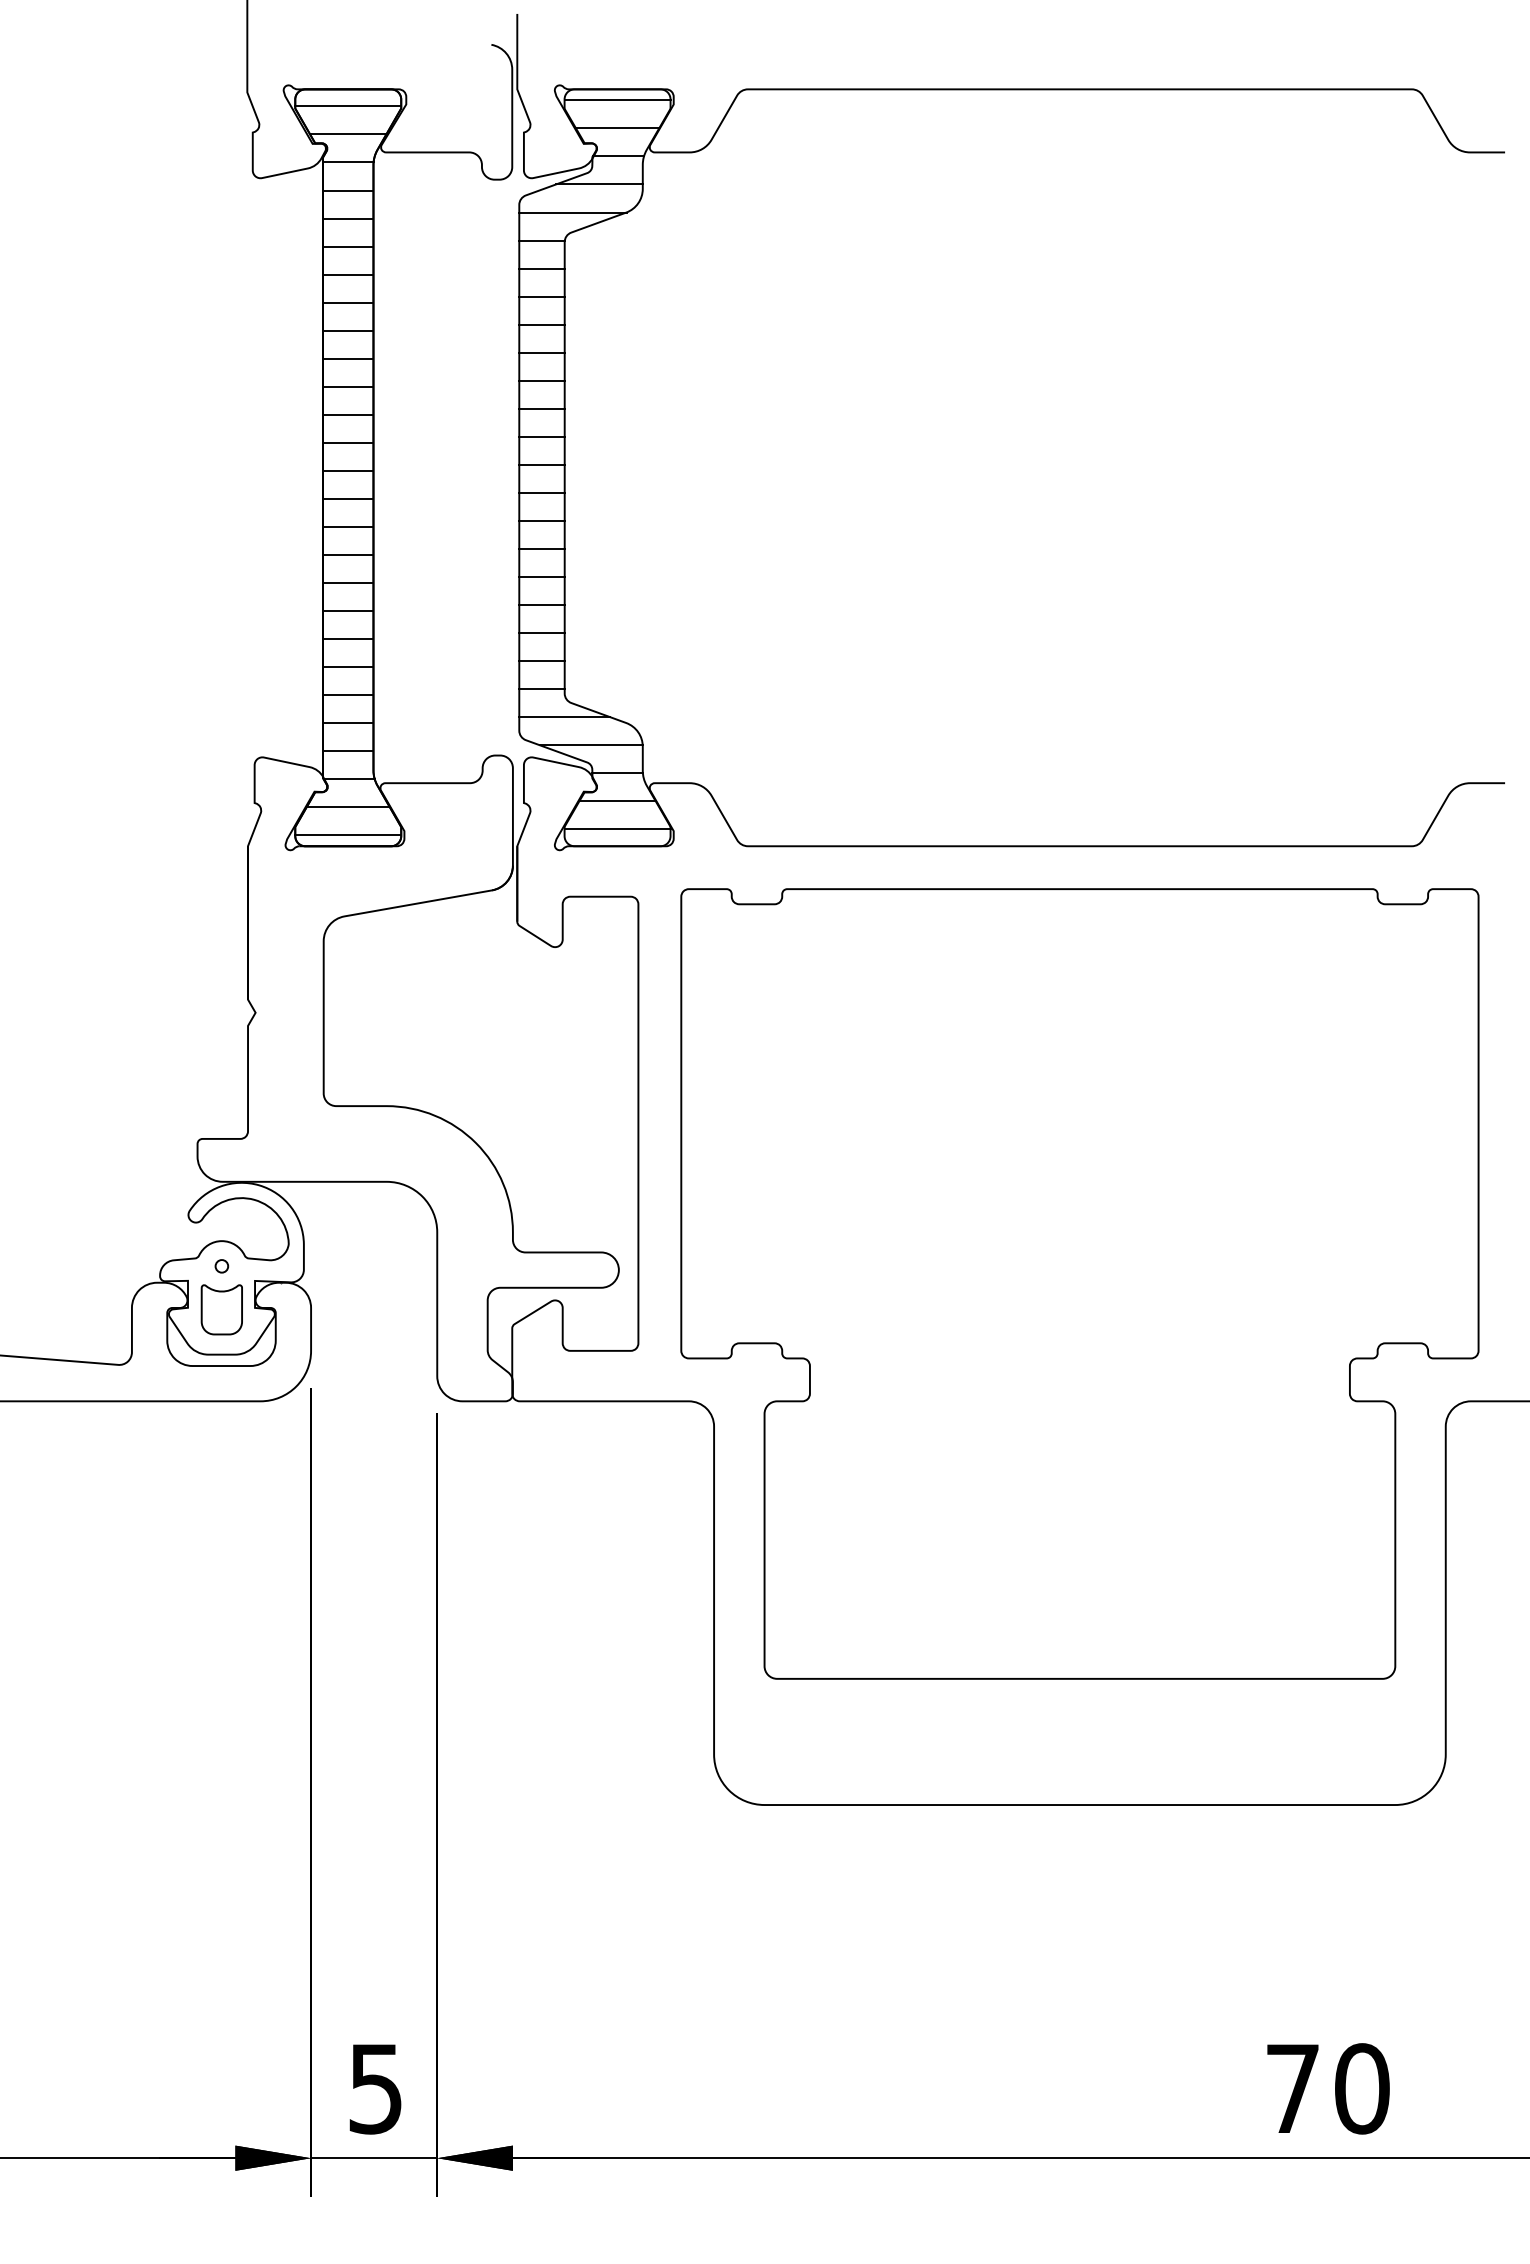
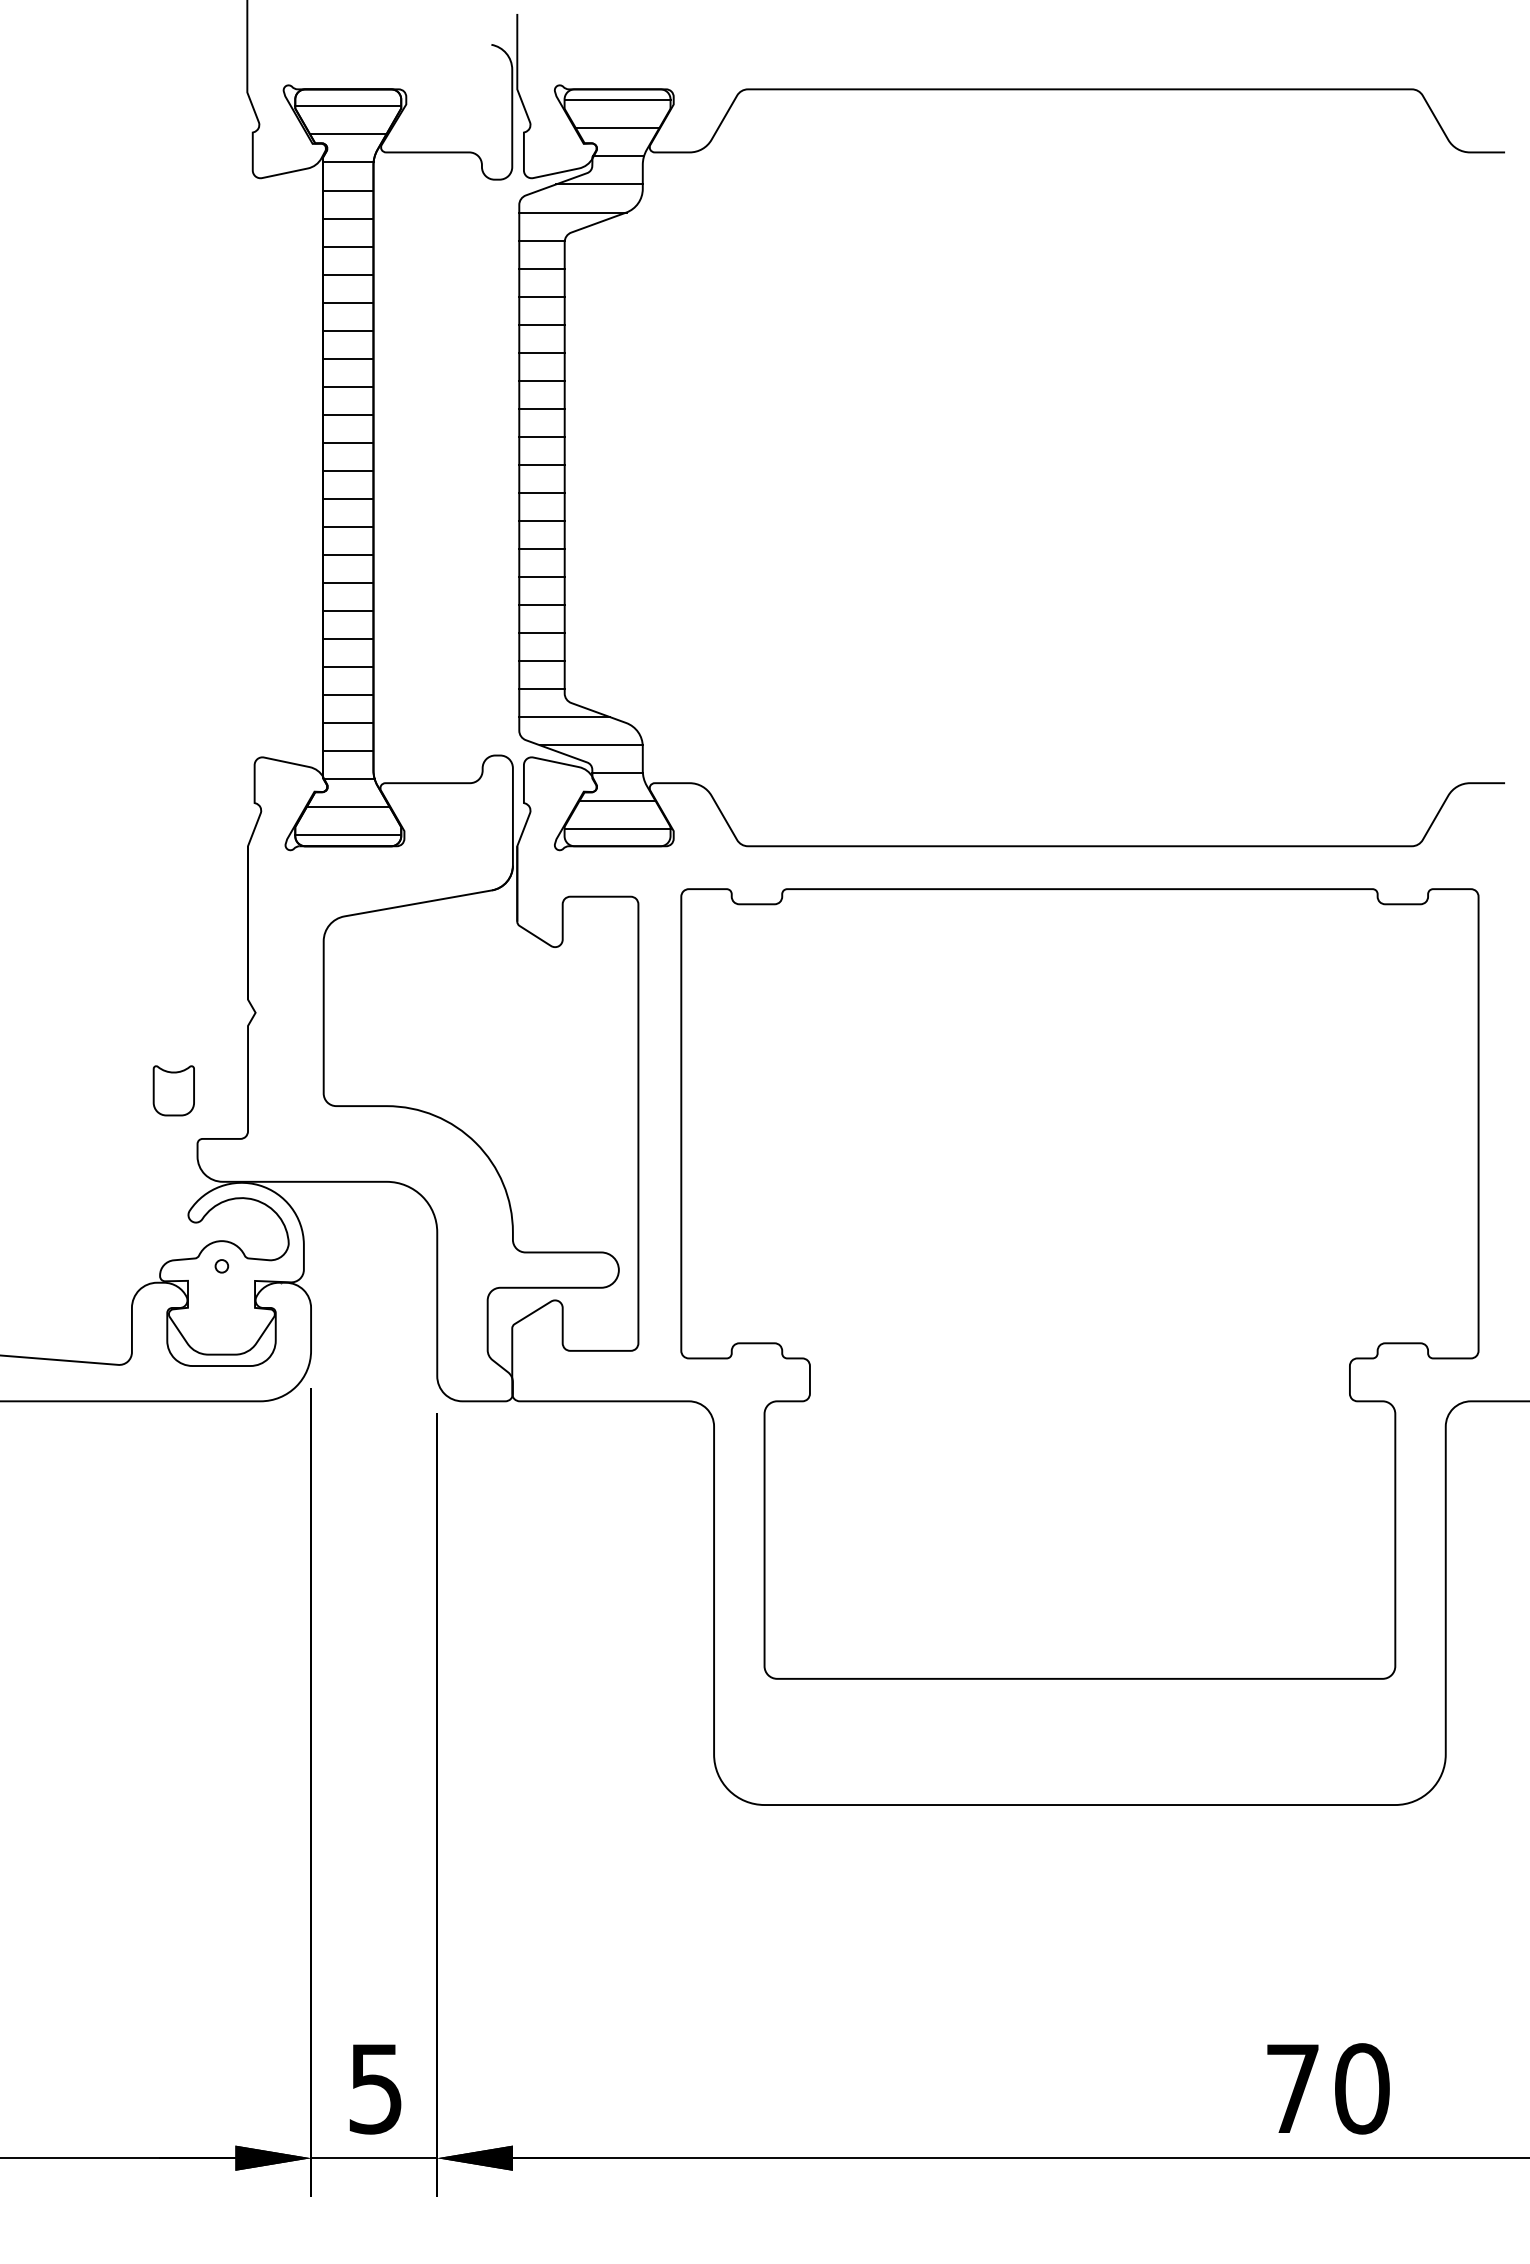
part position: (221, 1309) -> (173, 1090) (173, 1090)
